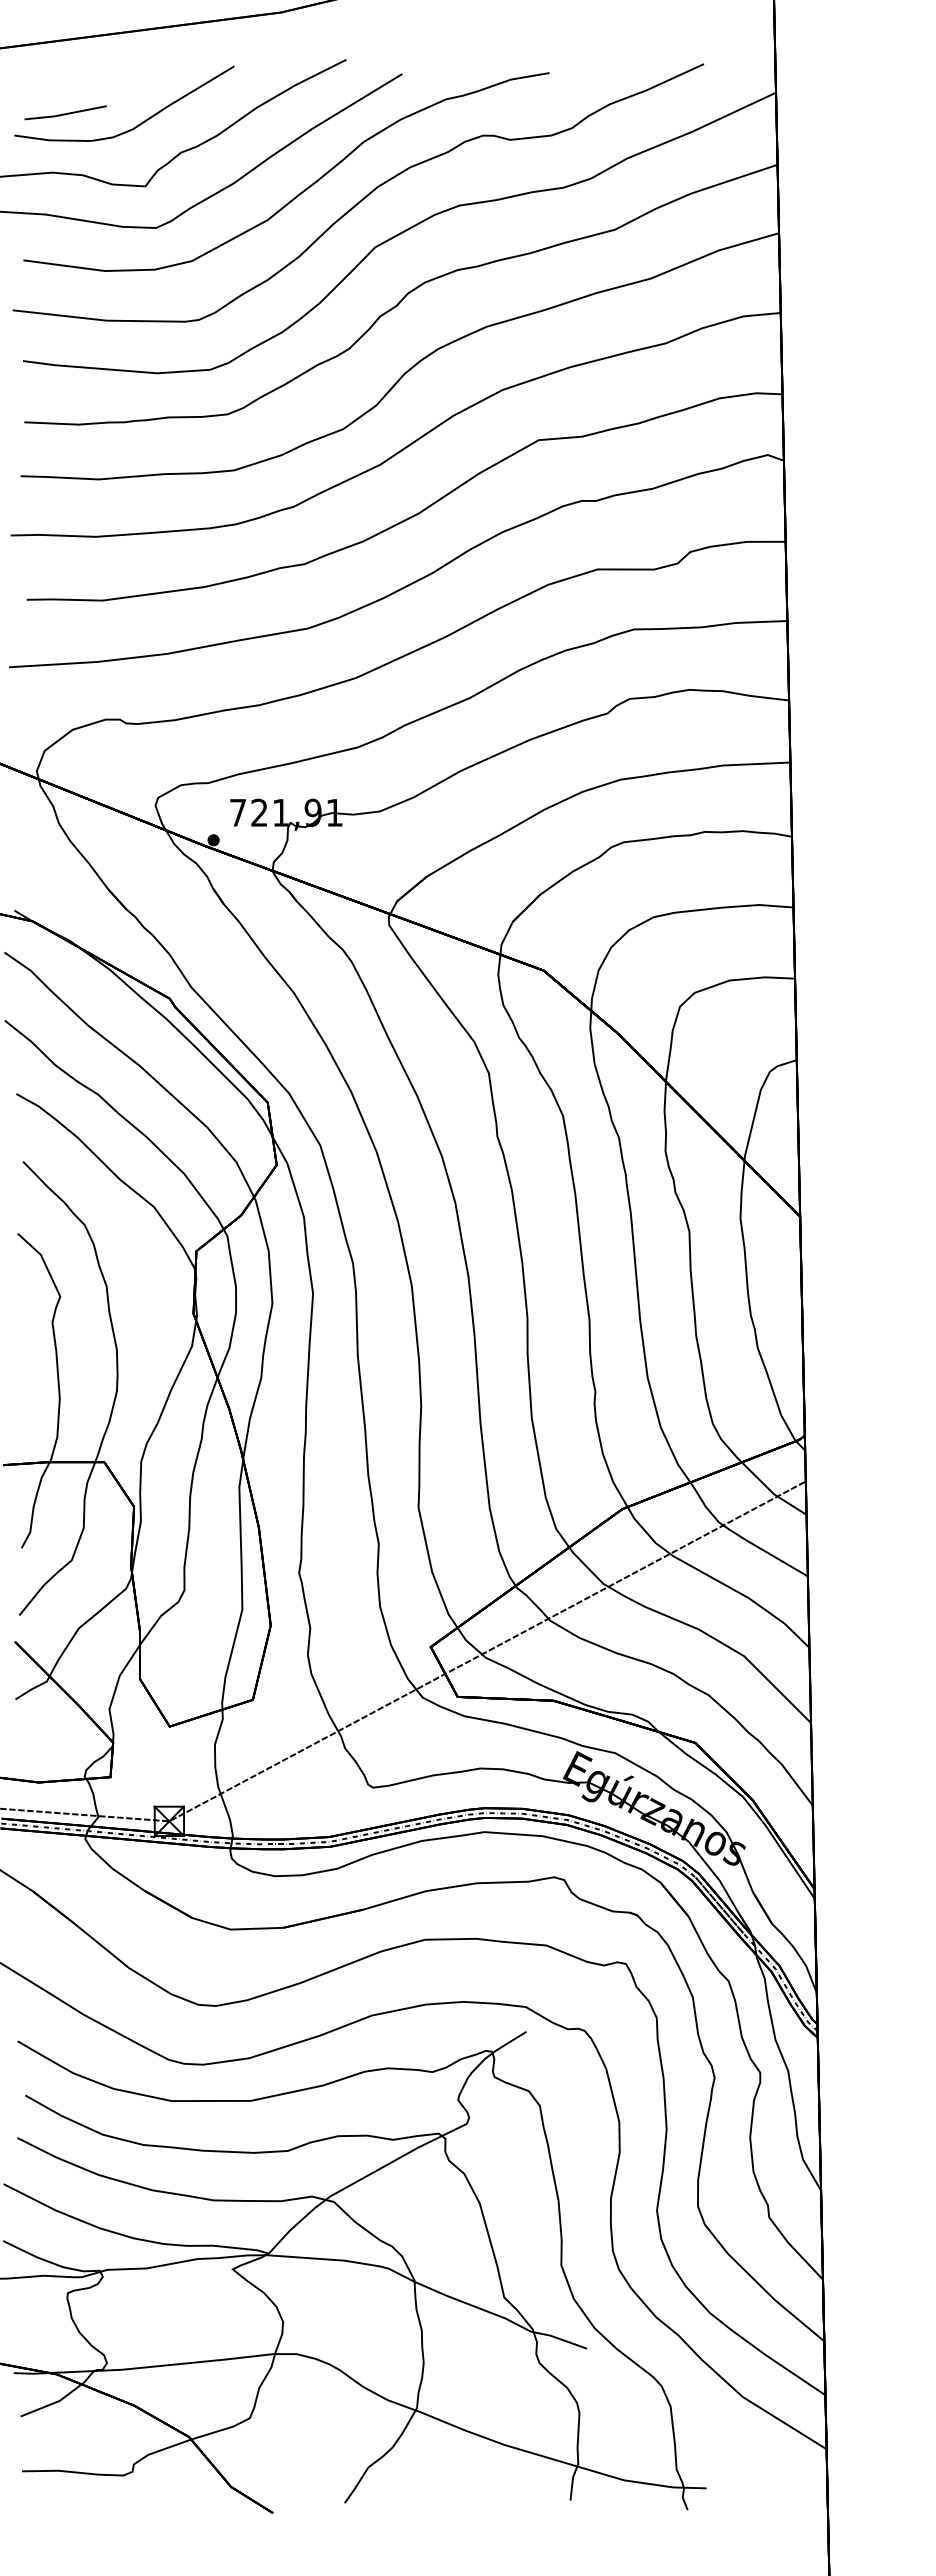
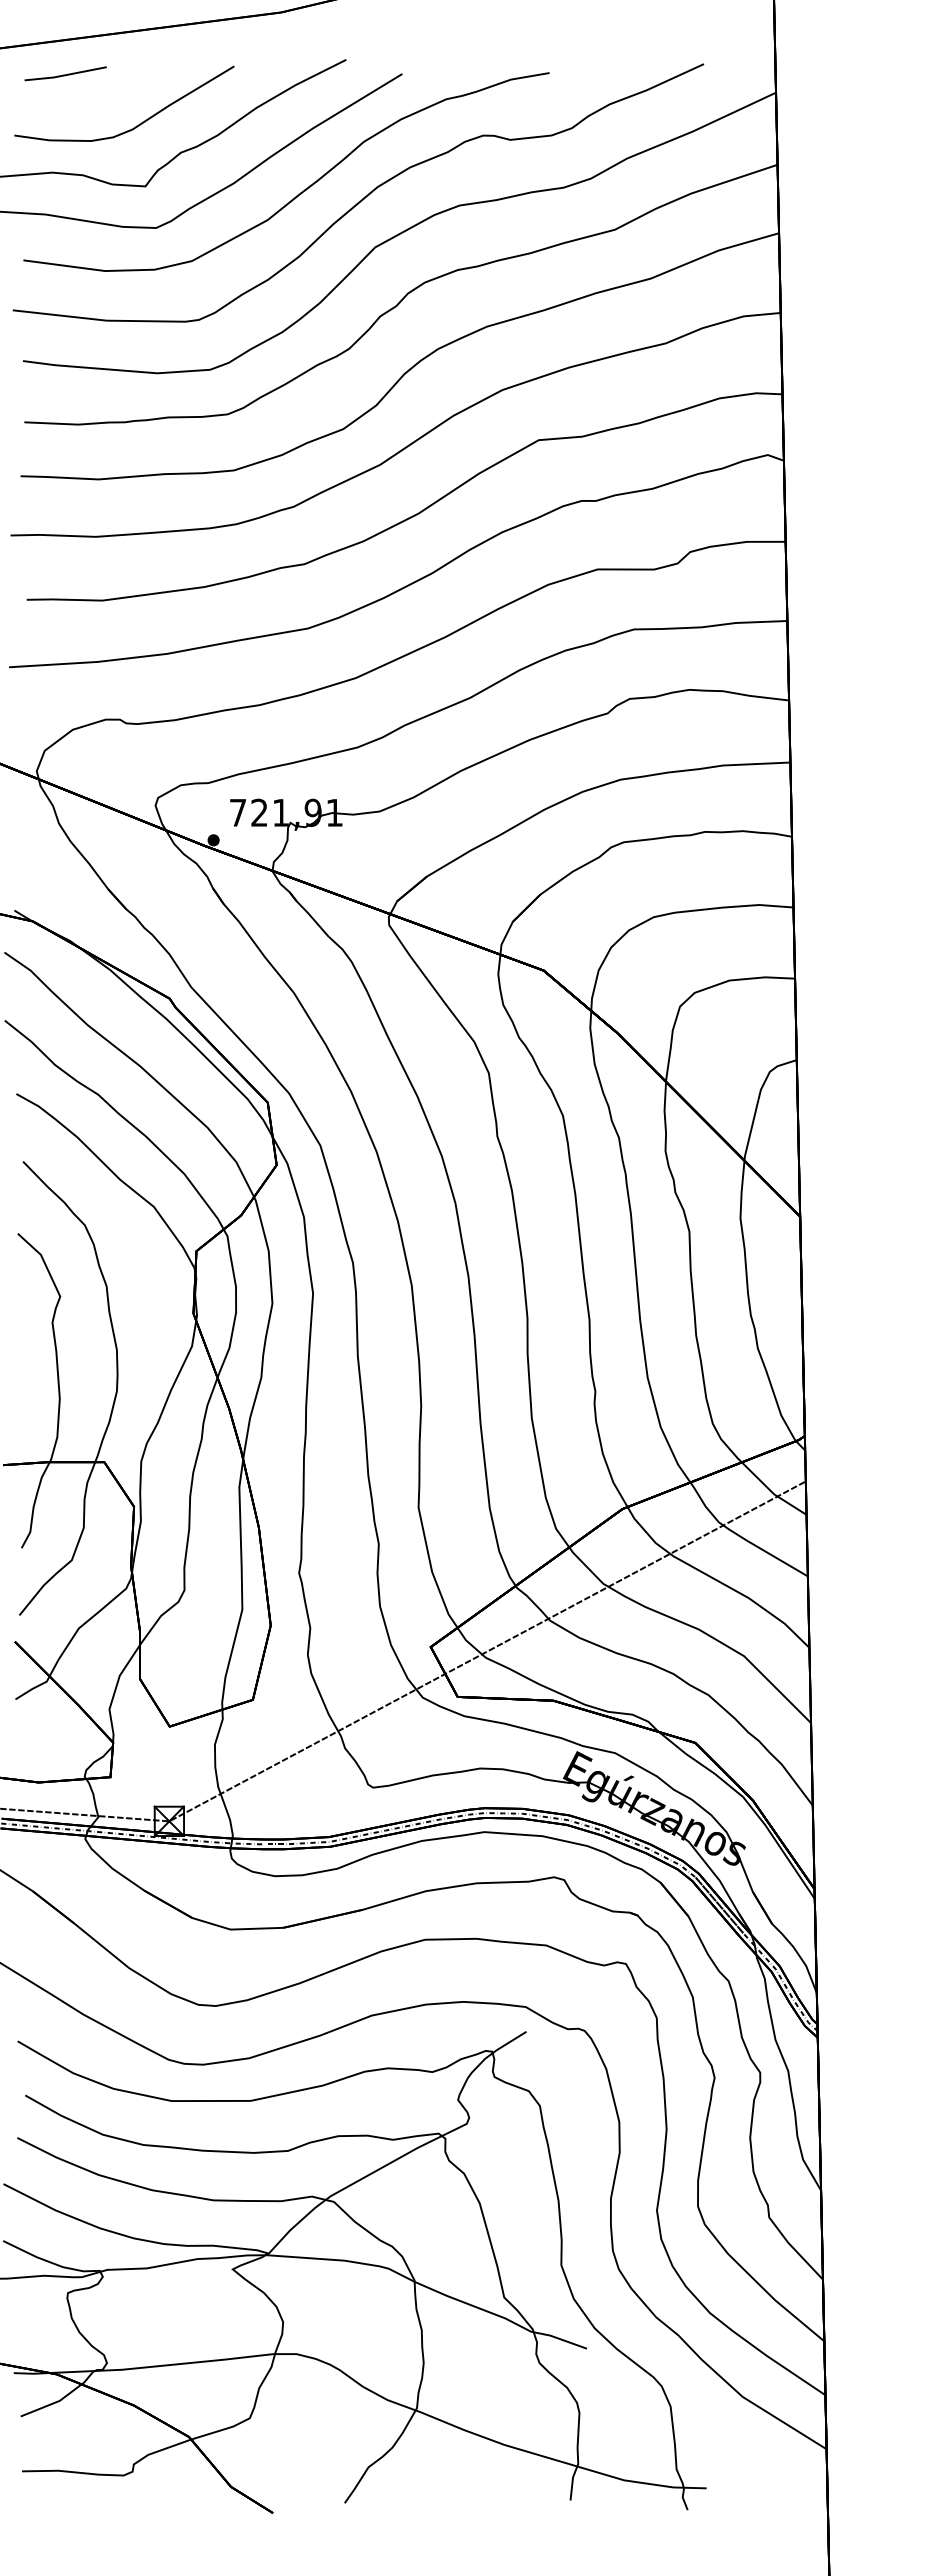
line position: (65, 113) -> (65, 74) (65, 74)
